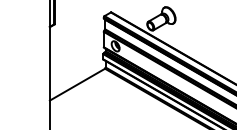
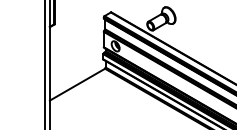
line: none -> present (45, 64)
